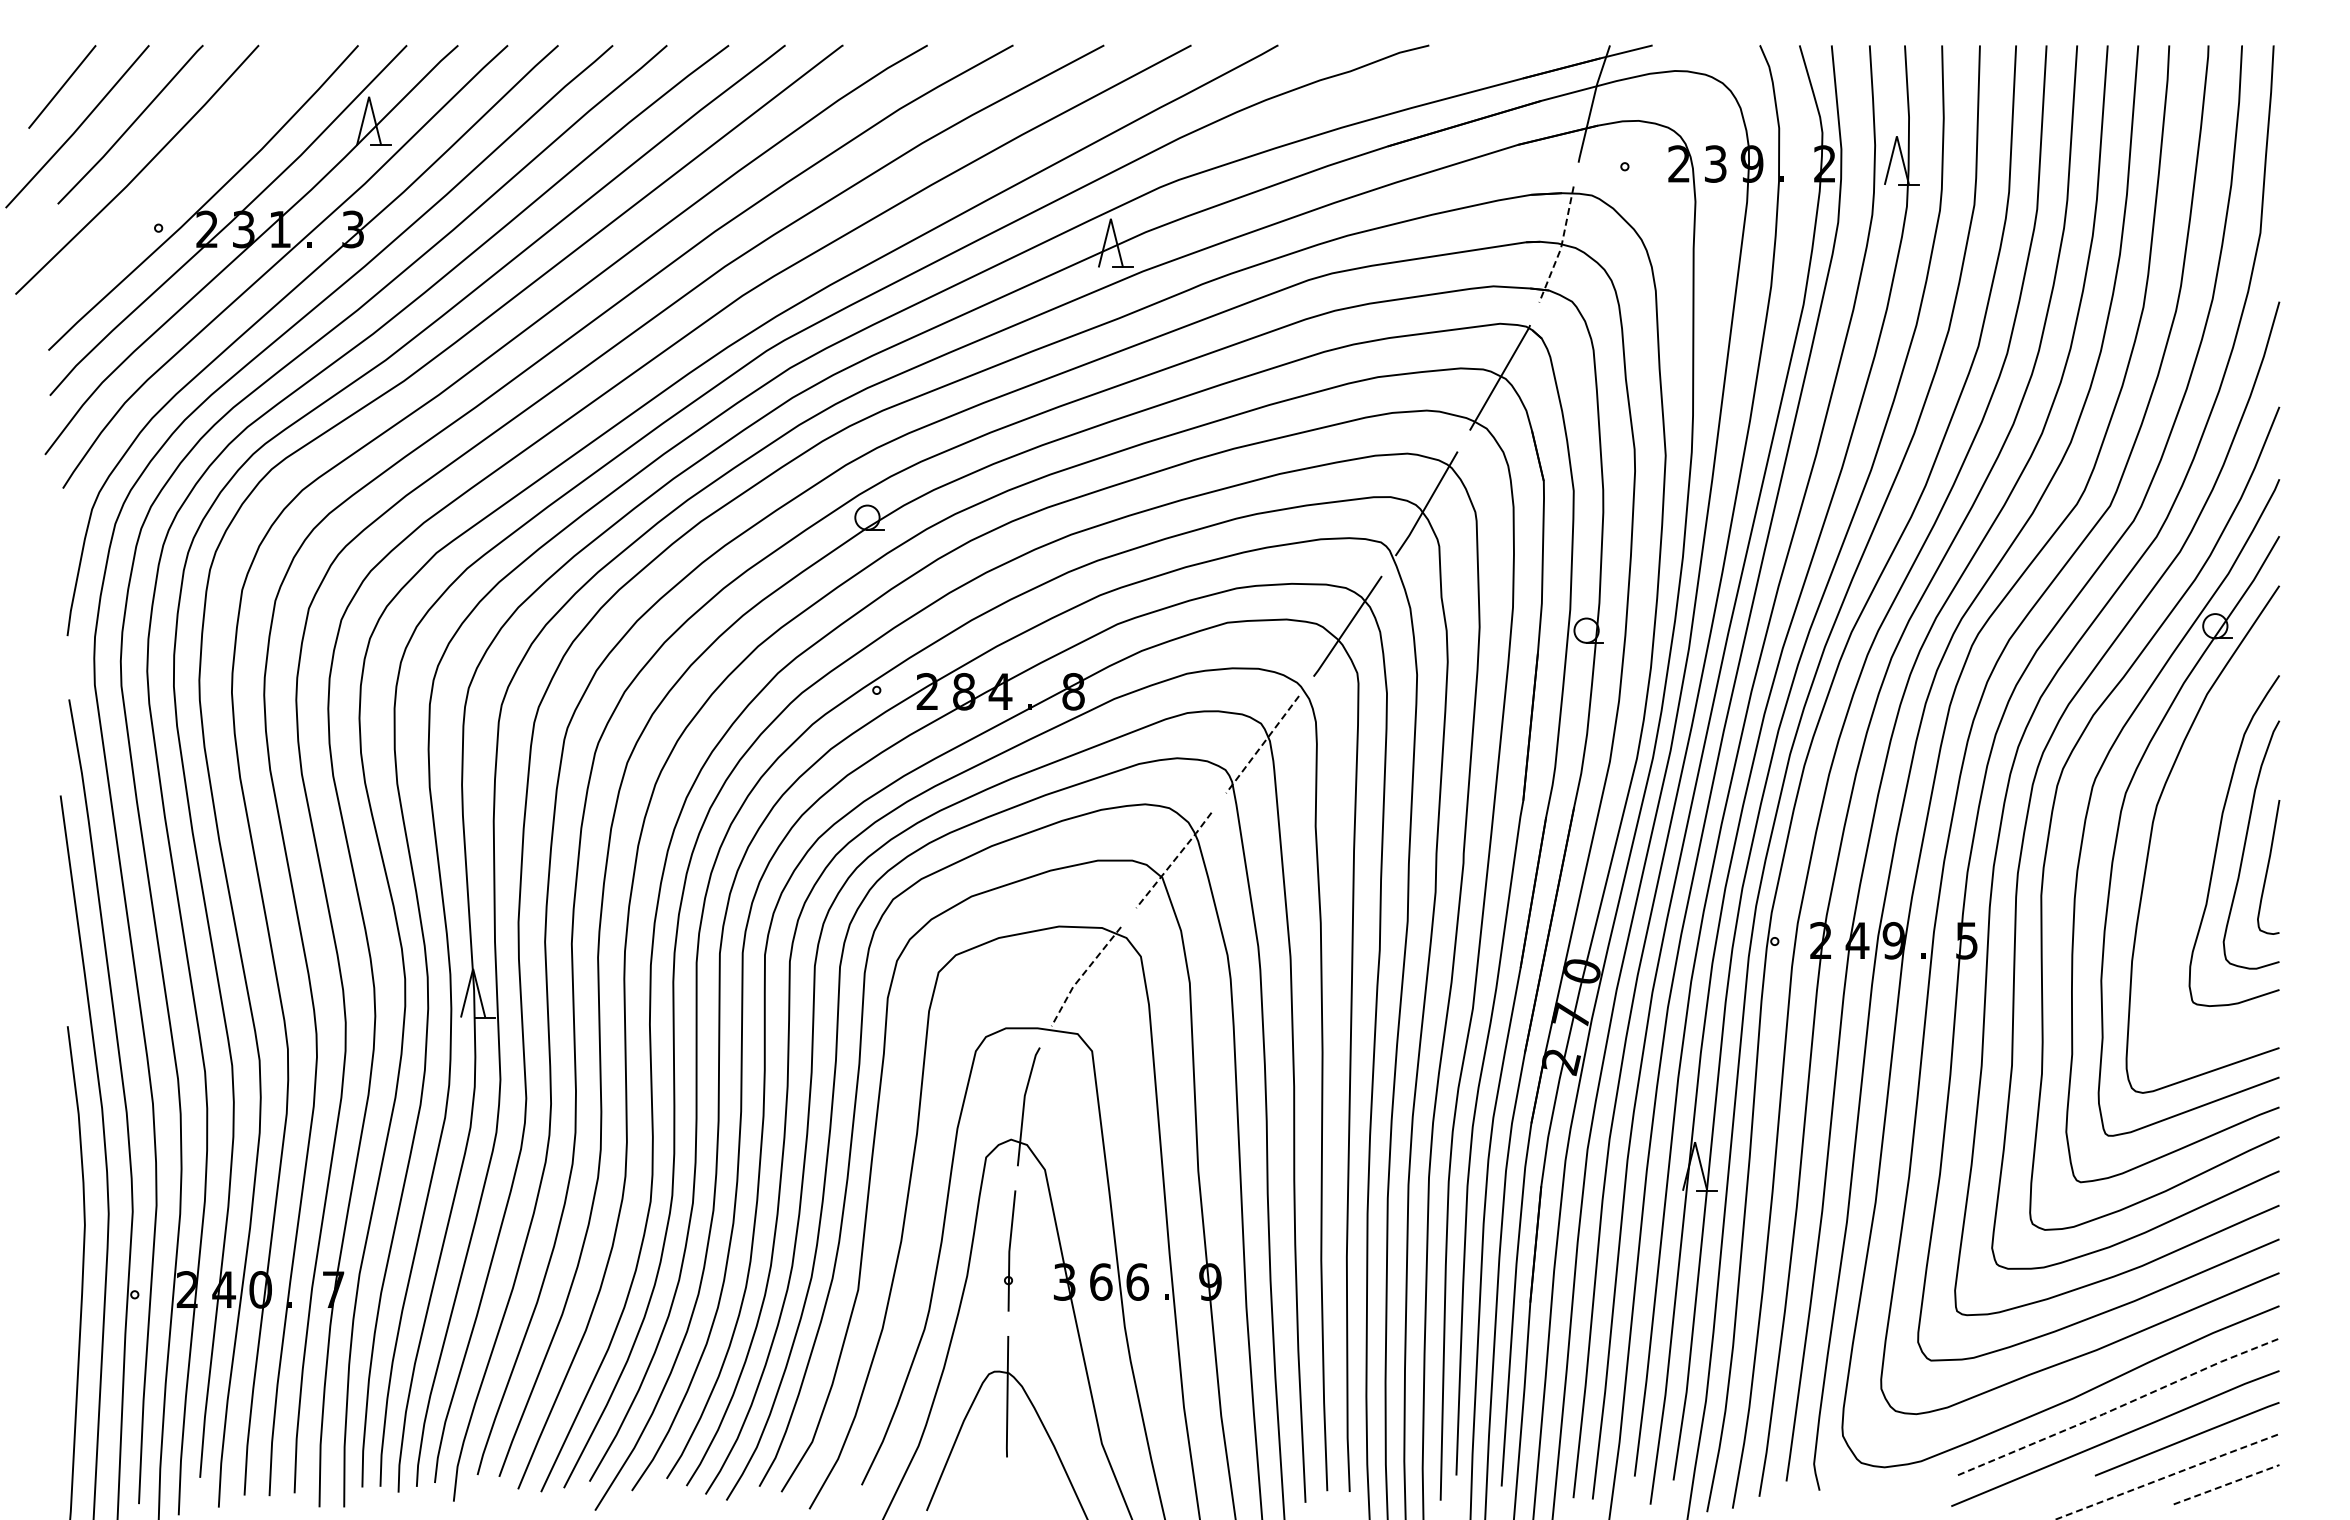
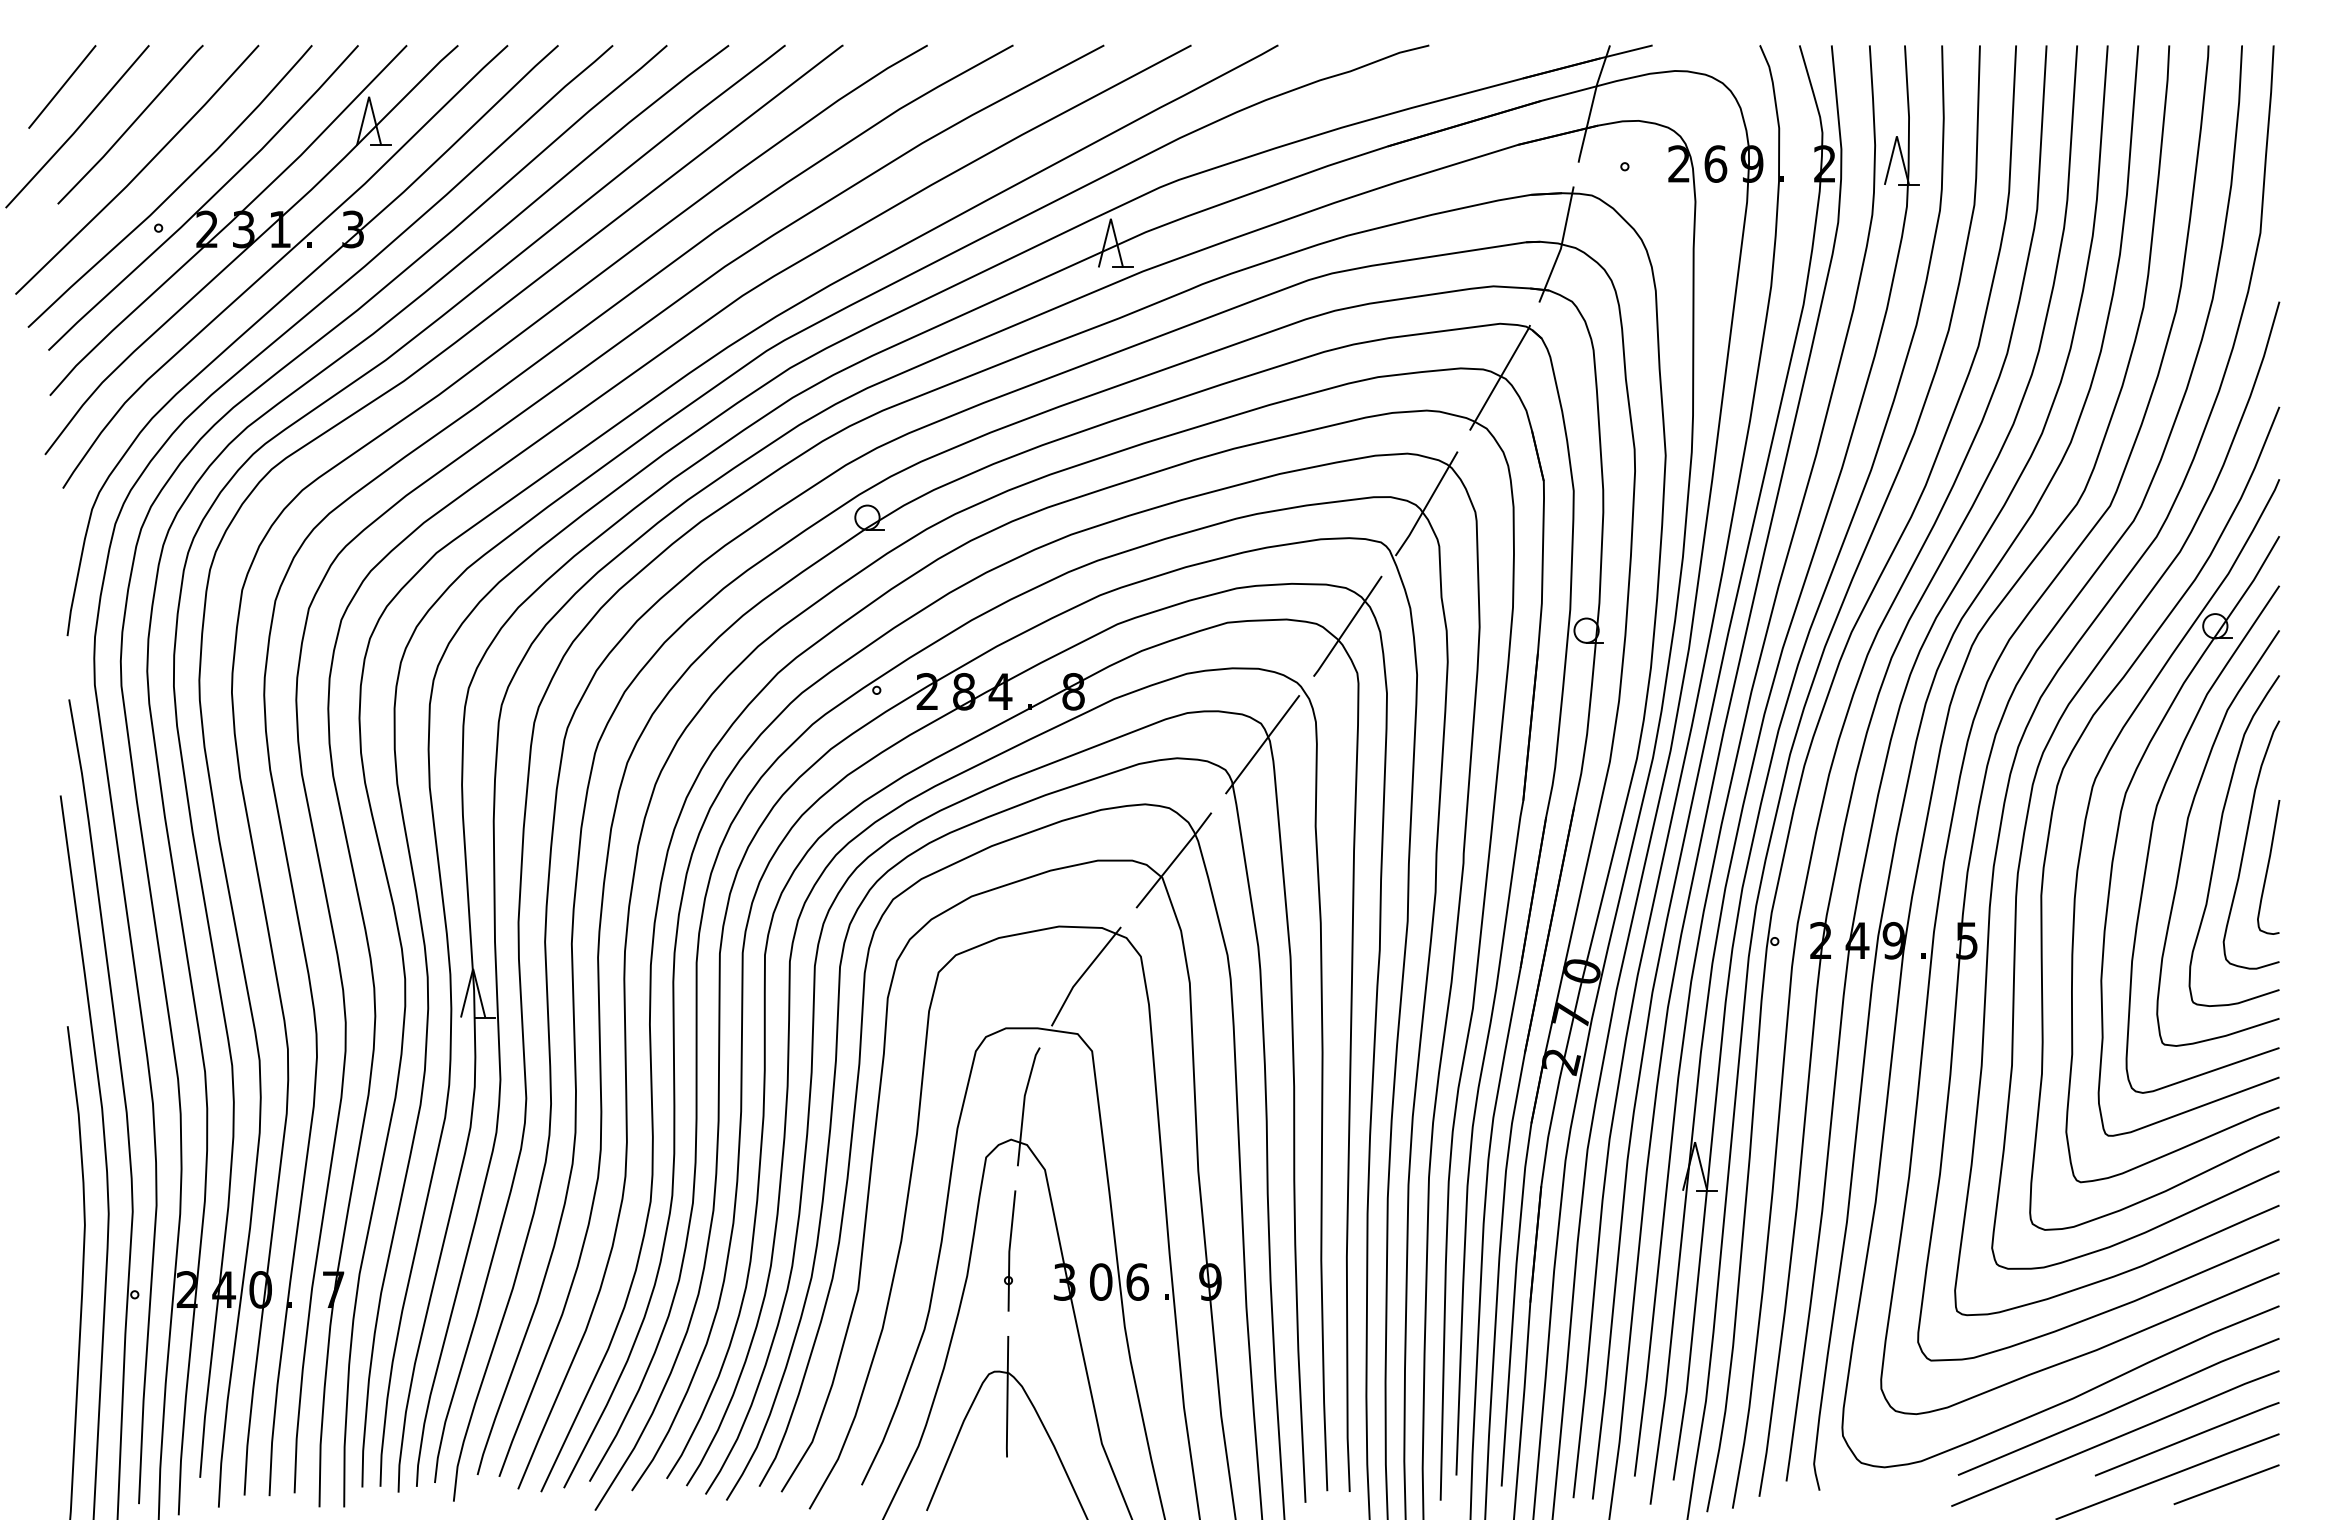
text: 3 -> 6 (1715, 163)
curve: none -> present (174, 190)
line: dashed -> solid (1561, 246)
line: dashed -> solid (1262, 744)
curve: none -> present (2186, 834)
line: dashed -> solid (1174, 860)
line: dashed -> solid (1082, 975)
text: 6 -> 0 (1101, 1281)
line: dashed -> solid (2118, 1407)
line: dashed -> solid (2168, 1476)
line: dashed -> solid (2227, 1484)
